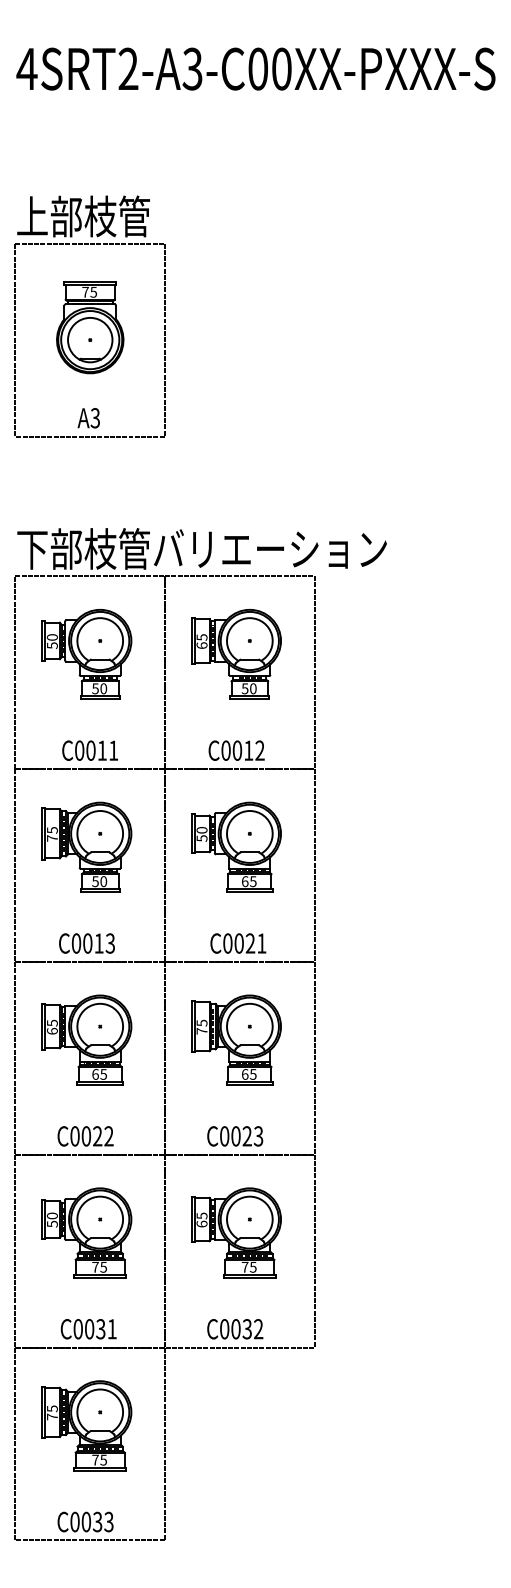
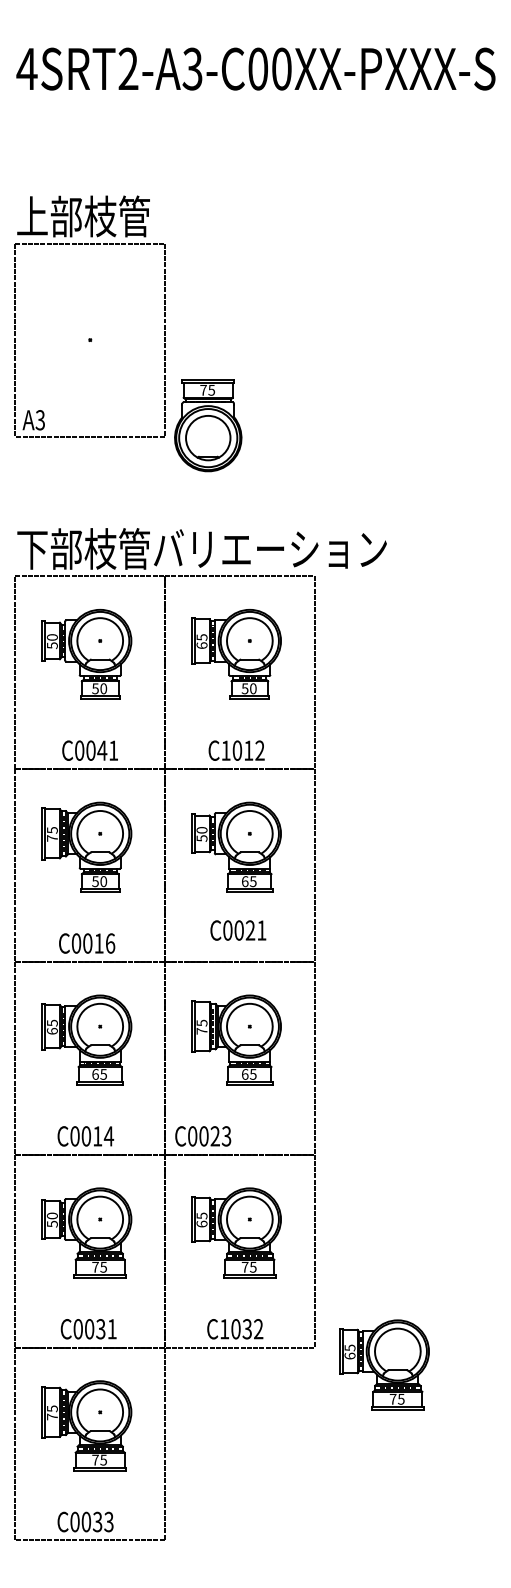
part position: (90, 327) -> (208, 425) (208, 425)
text position: (88, 418) -> (33, 420) (33, 420)
text: C0011 -> C0041 (102, 750)
text: C0012 -> C1012 (225, 750)
text: C0013 -> C0016 (110, 943)
text position: (238, 943) -> (238, 930) (238, 930)
text: C0022 -> C0014 (103, 1136)
text position: (235, 1136) -> (203, 1136) (203, 1136)
text: C0032 -> C1032 (224, 1329)
part: none -> present (384, 1364)
